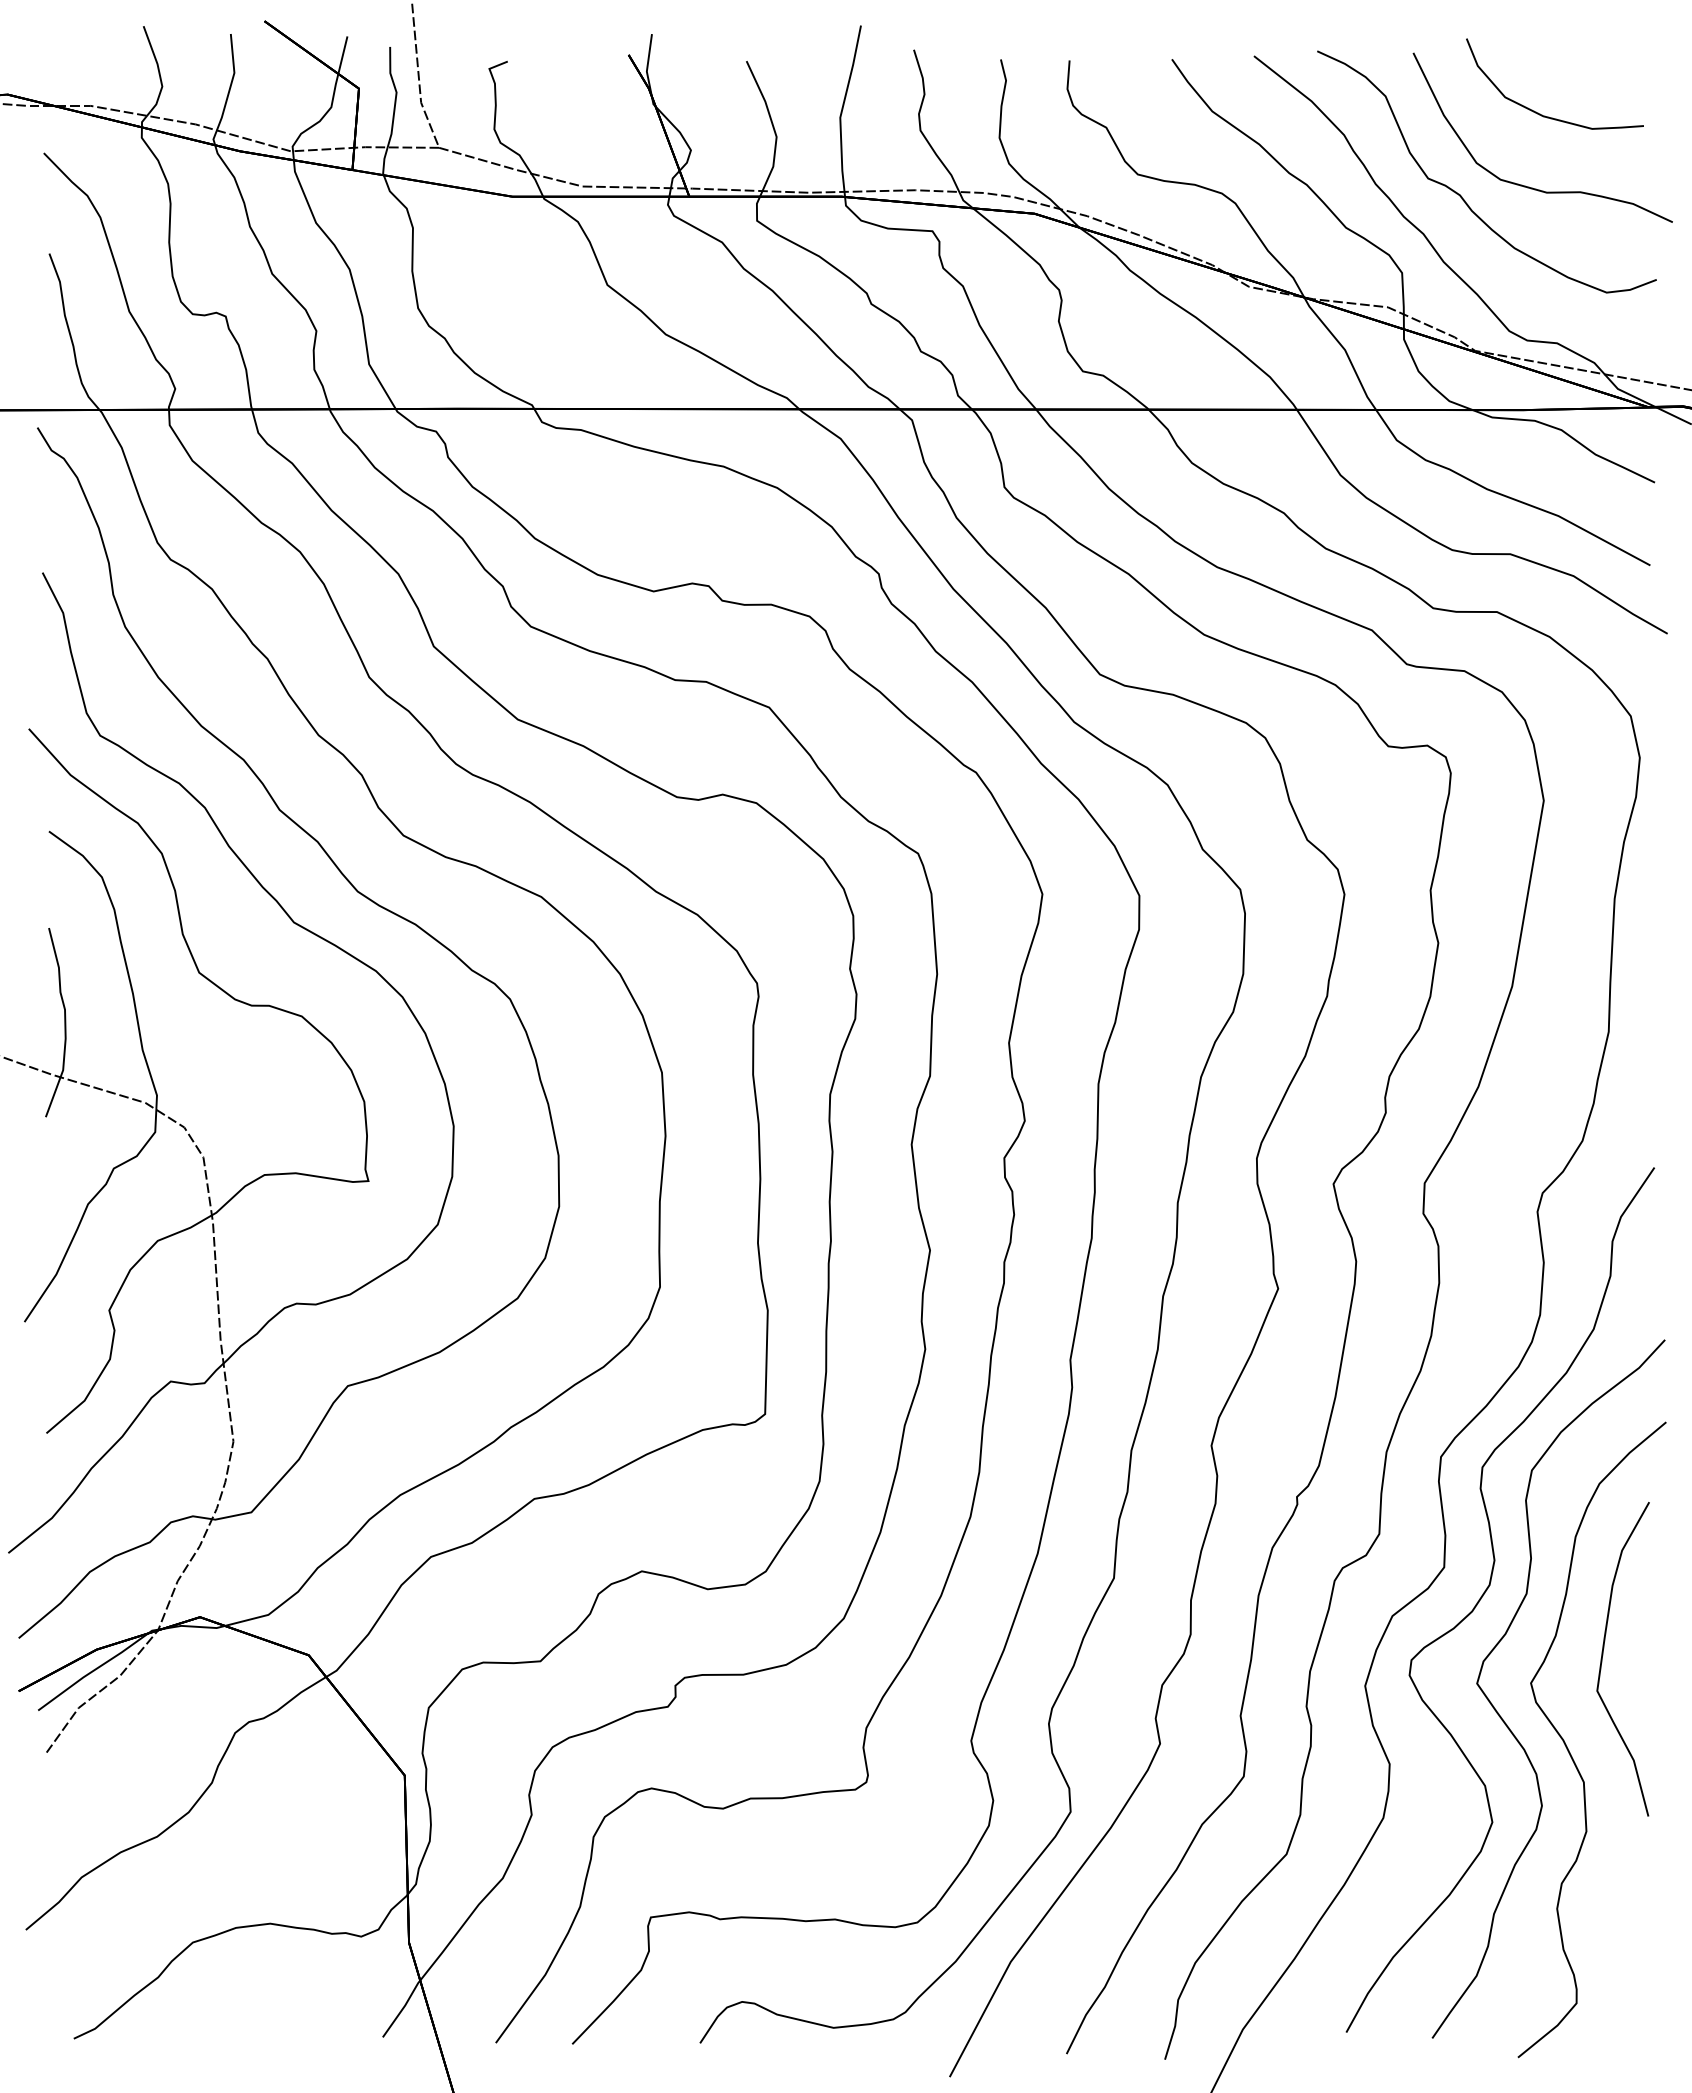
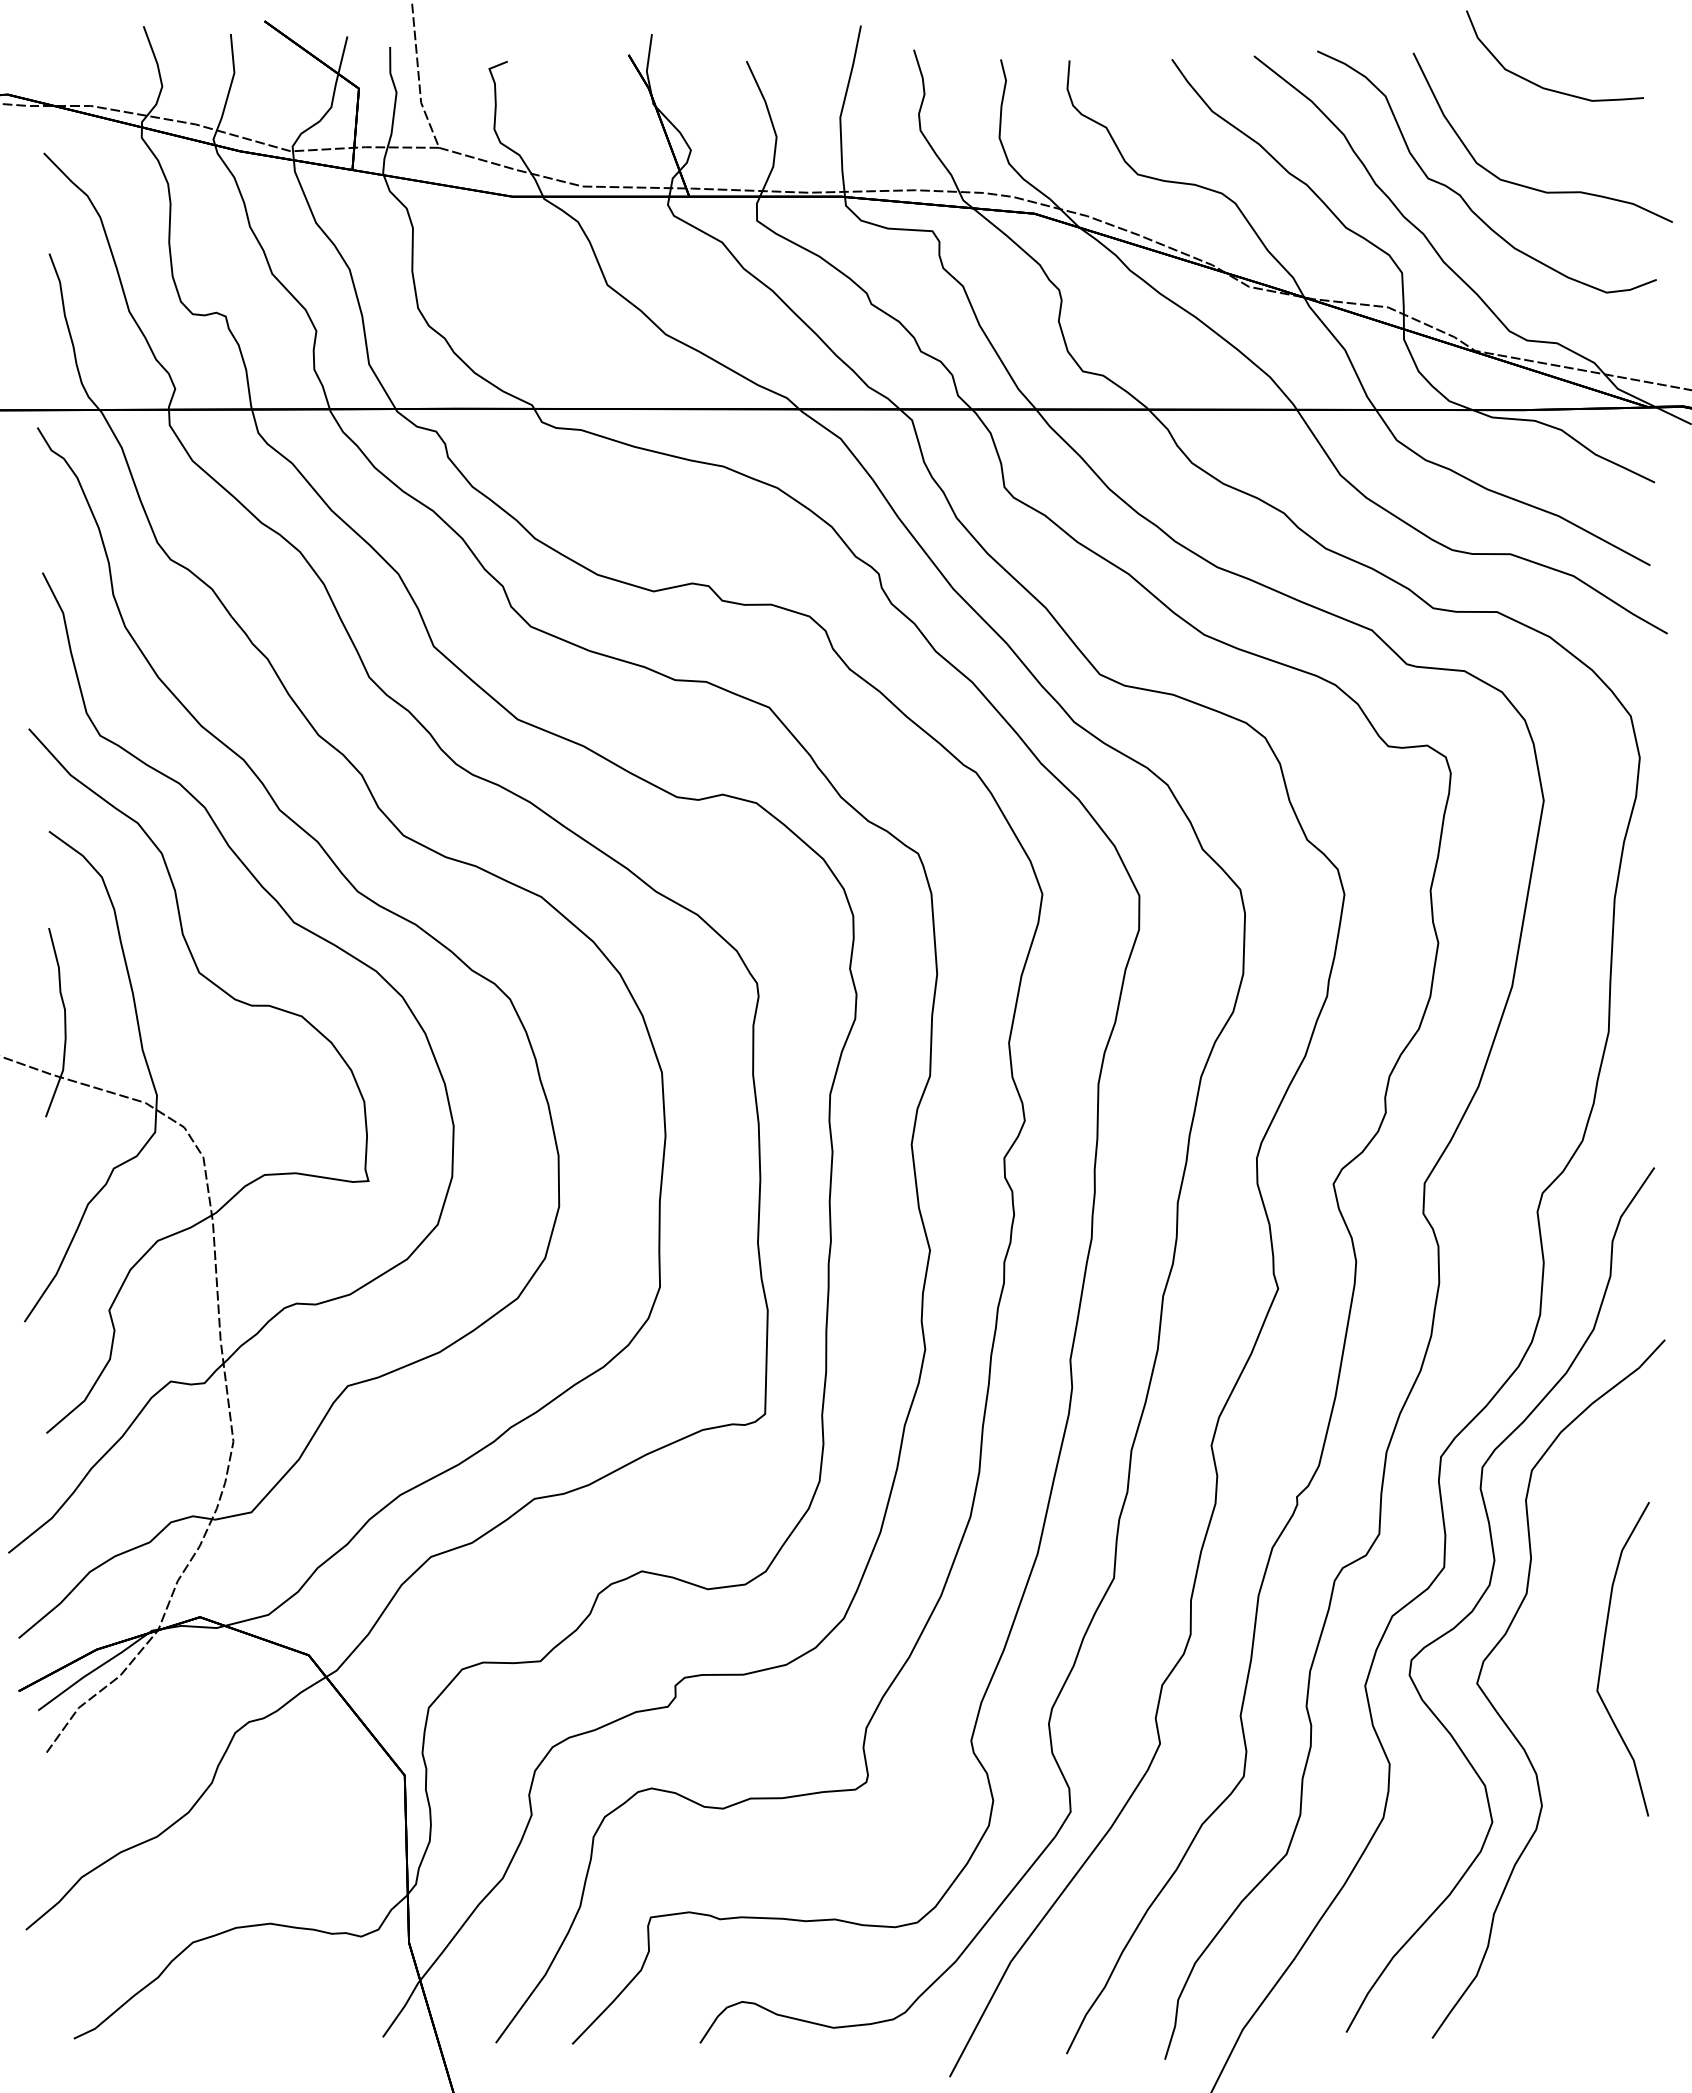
curve position: (1540, 113) -> (1540, 85) (1540, 85)
curve: present -> none (1569, 1750)
